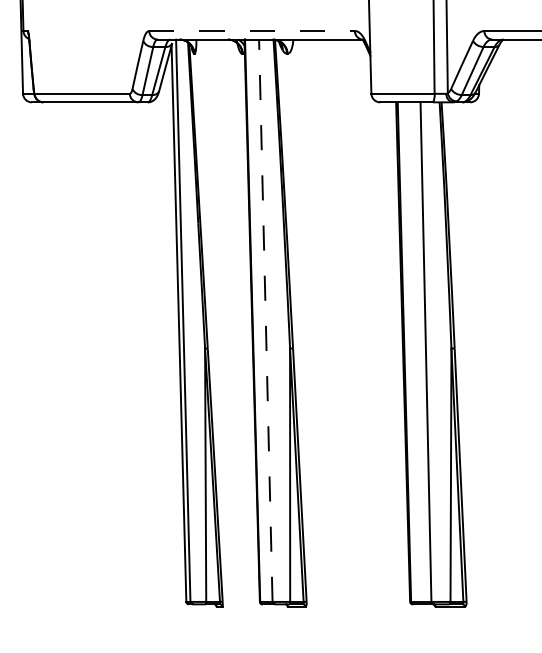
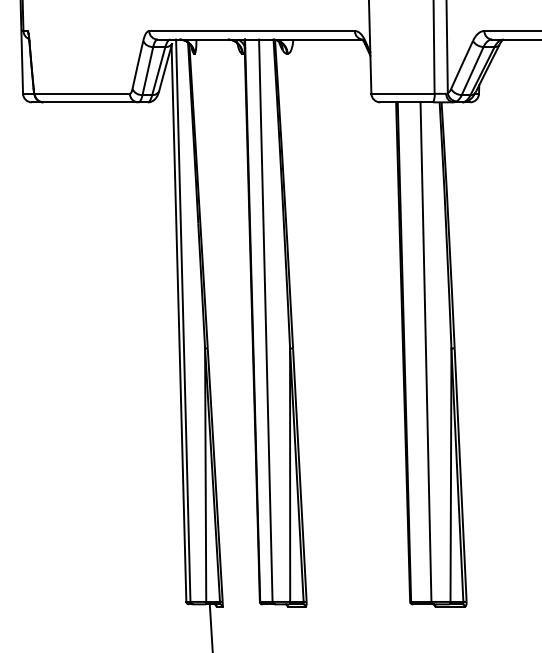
line: dashed -> solid (252, 31)
line: dashed -> solid (265, 320)
line: none -> present (210, 626)
